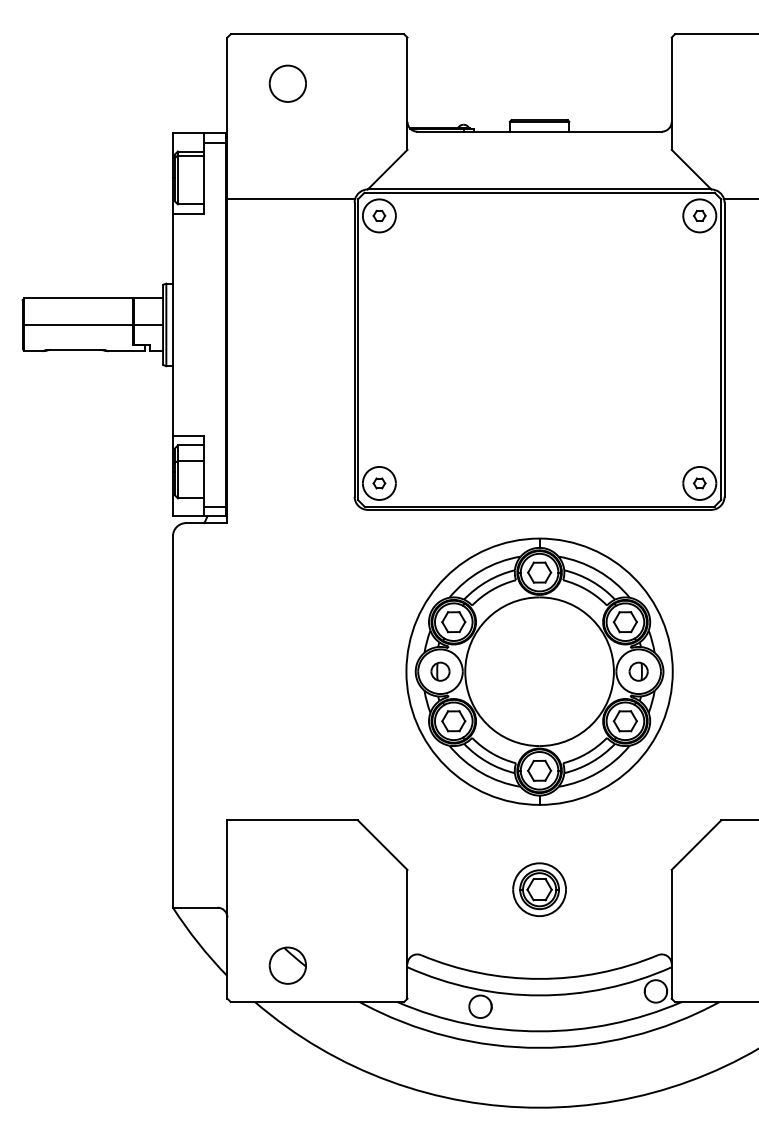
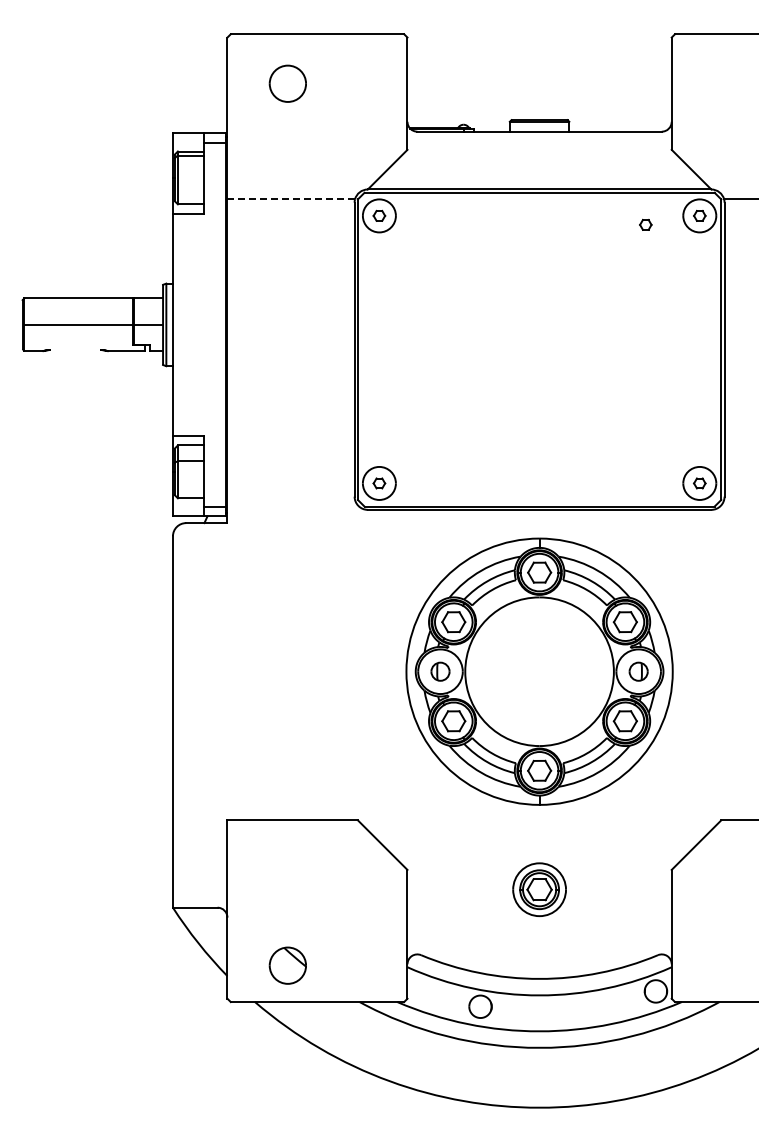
line: solid -> dashed (291, 199)
part: none -> present (645, 224)
line: present -> none (75, 350)
